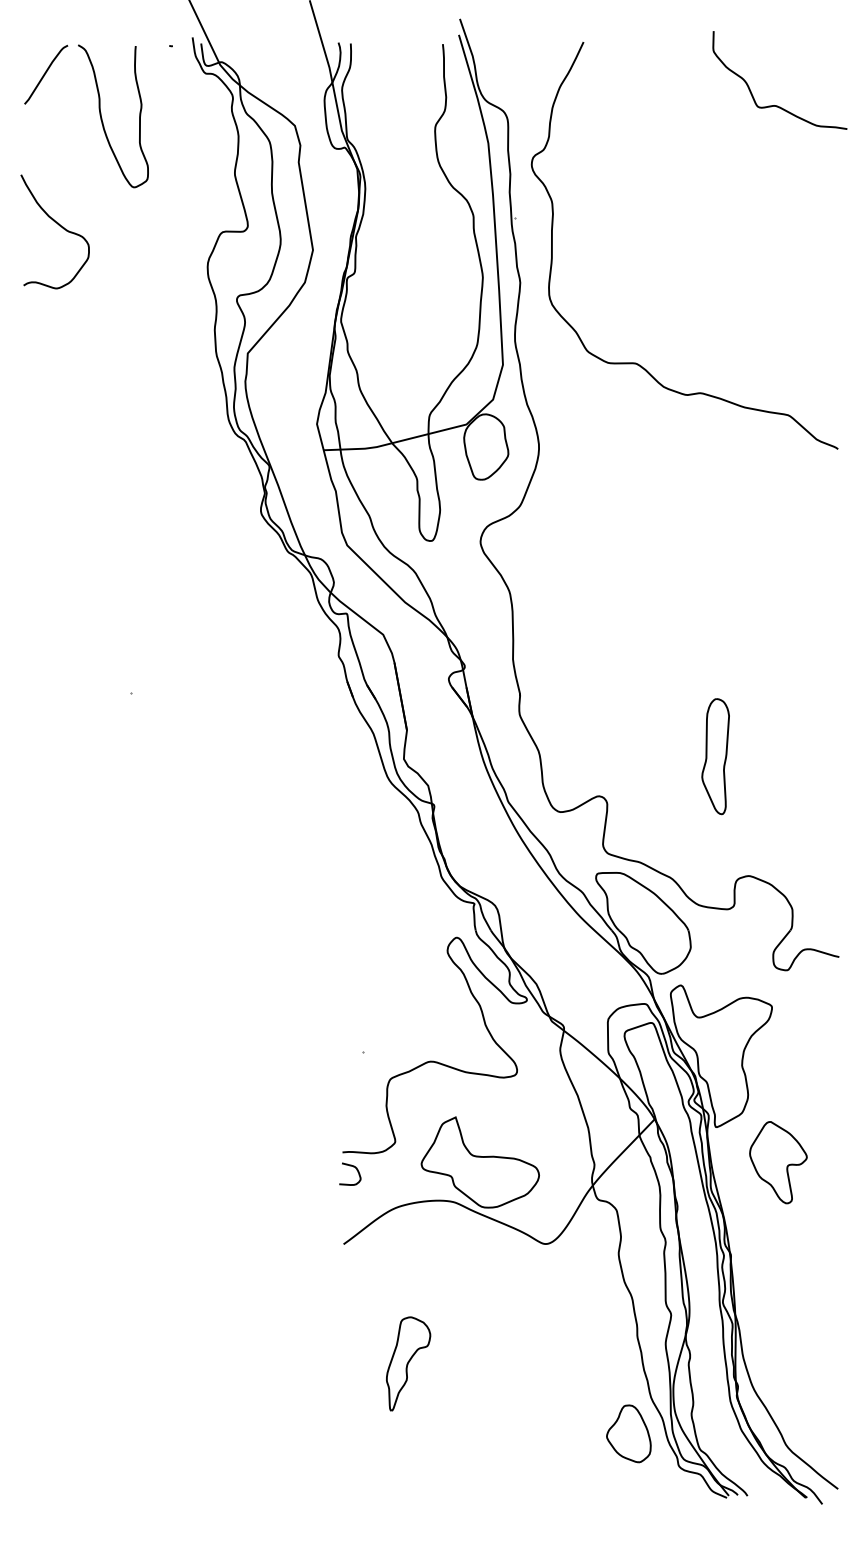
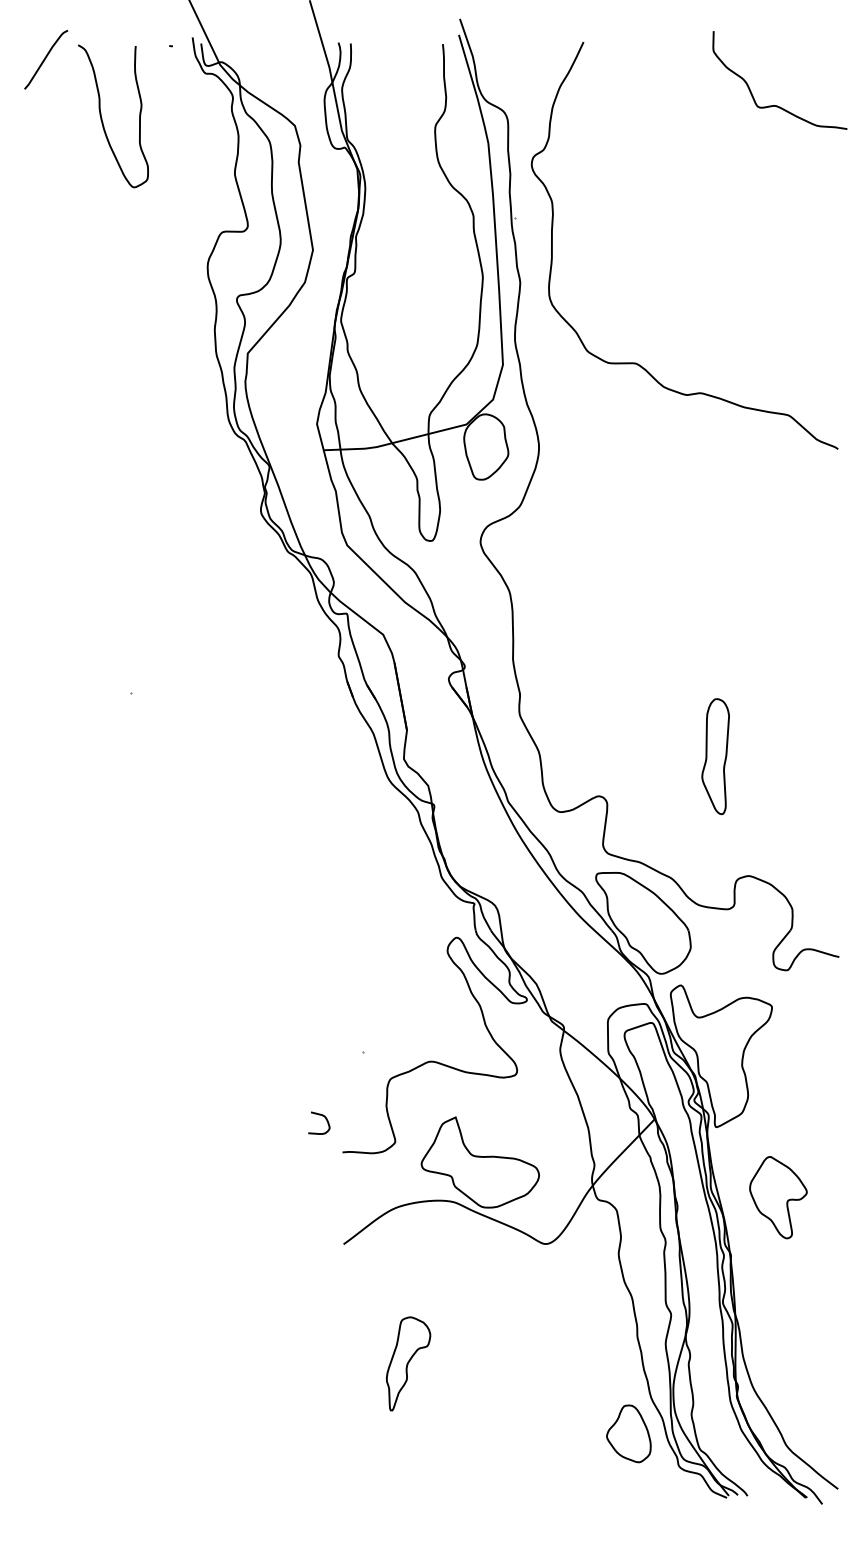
curve position: (46, 73) -> (46, 58) (46, 58)
curve: present -> none (59, 226)
part position: (778, 1162) -> (778, 1197) (778, 1197)
curve position: (353, 1167) -> (322, 1116) (322, 1116)
